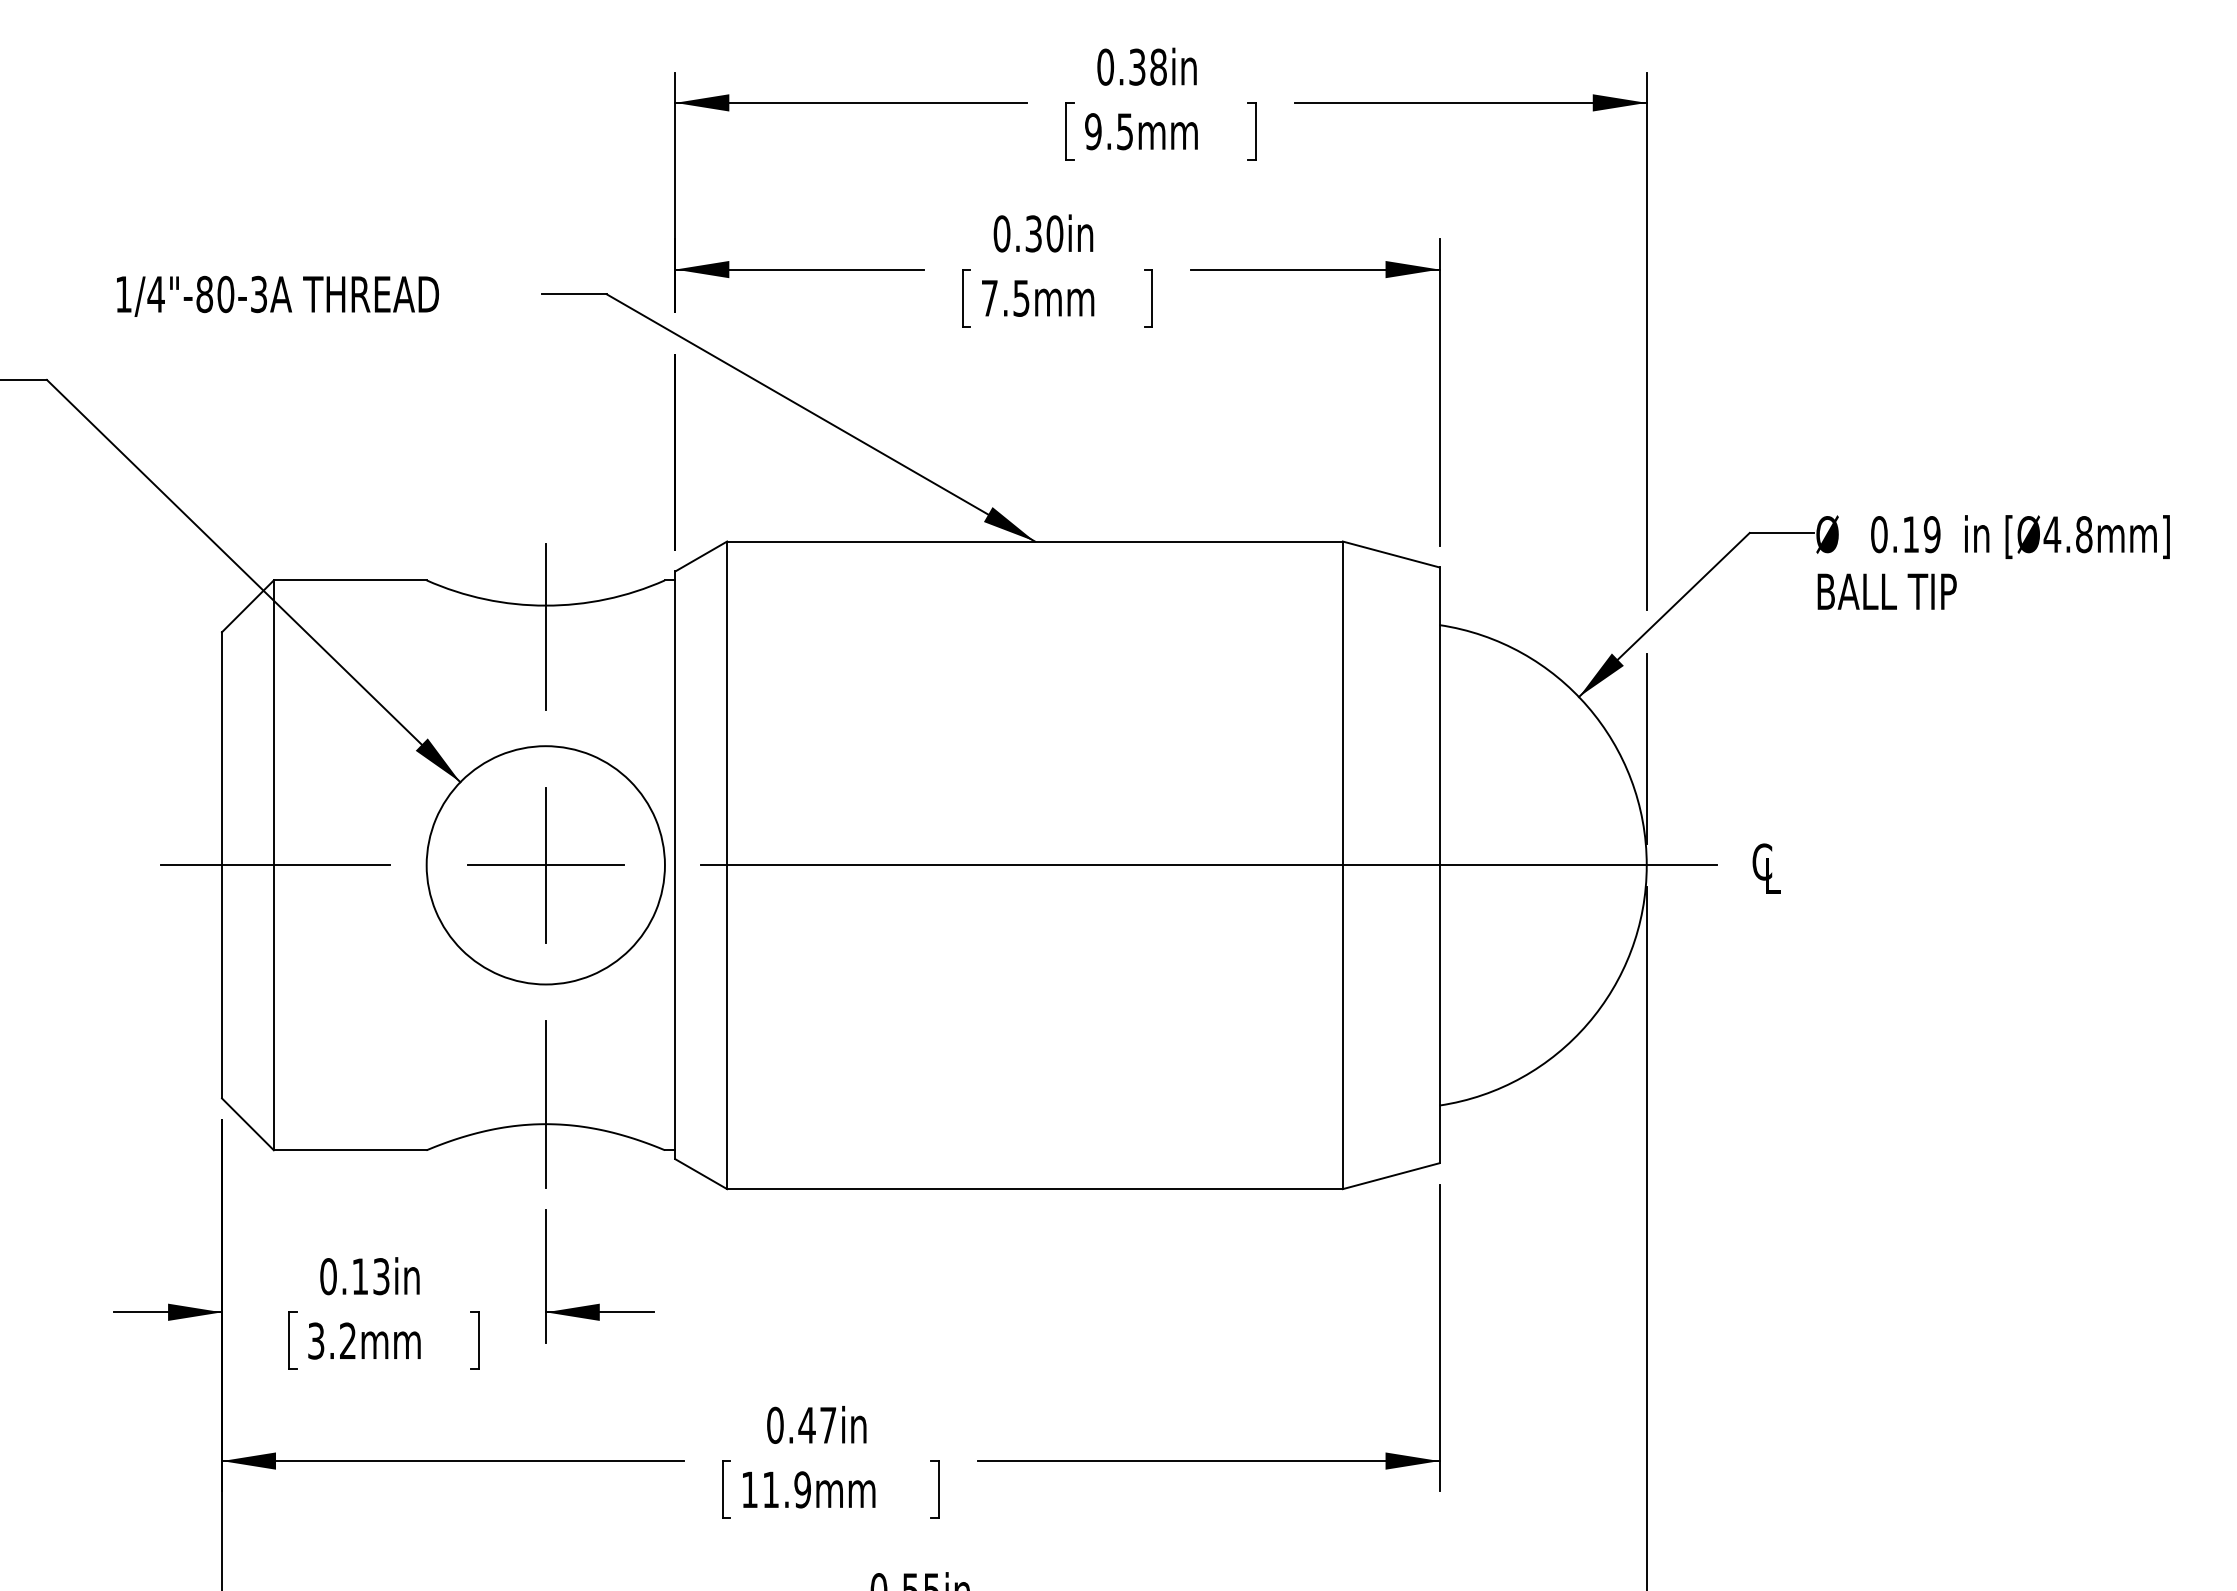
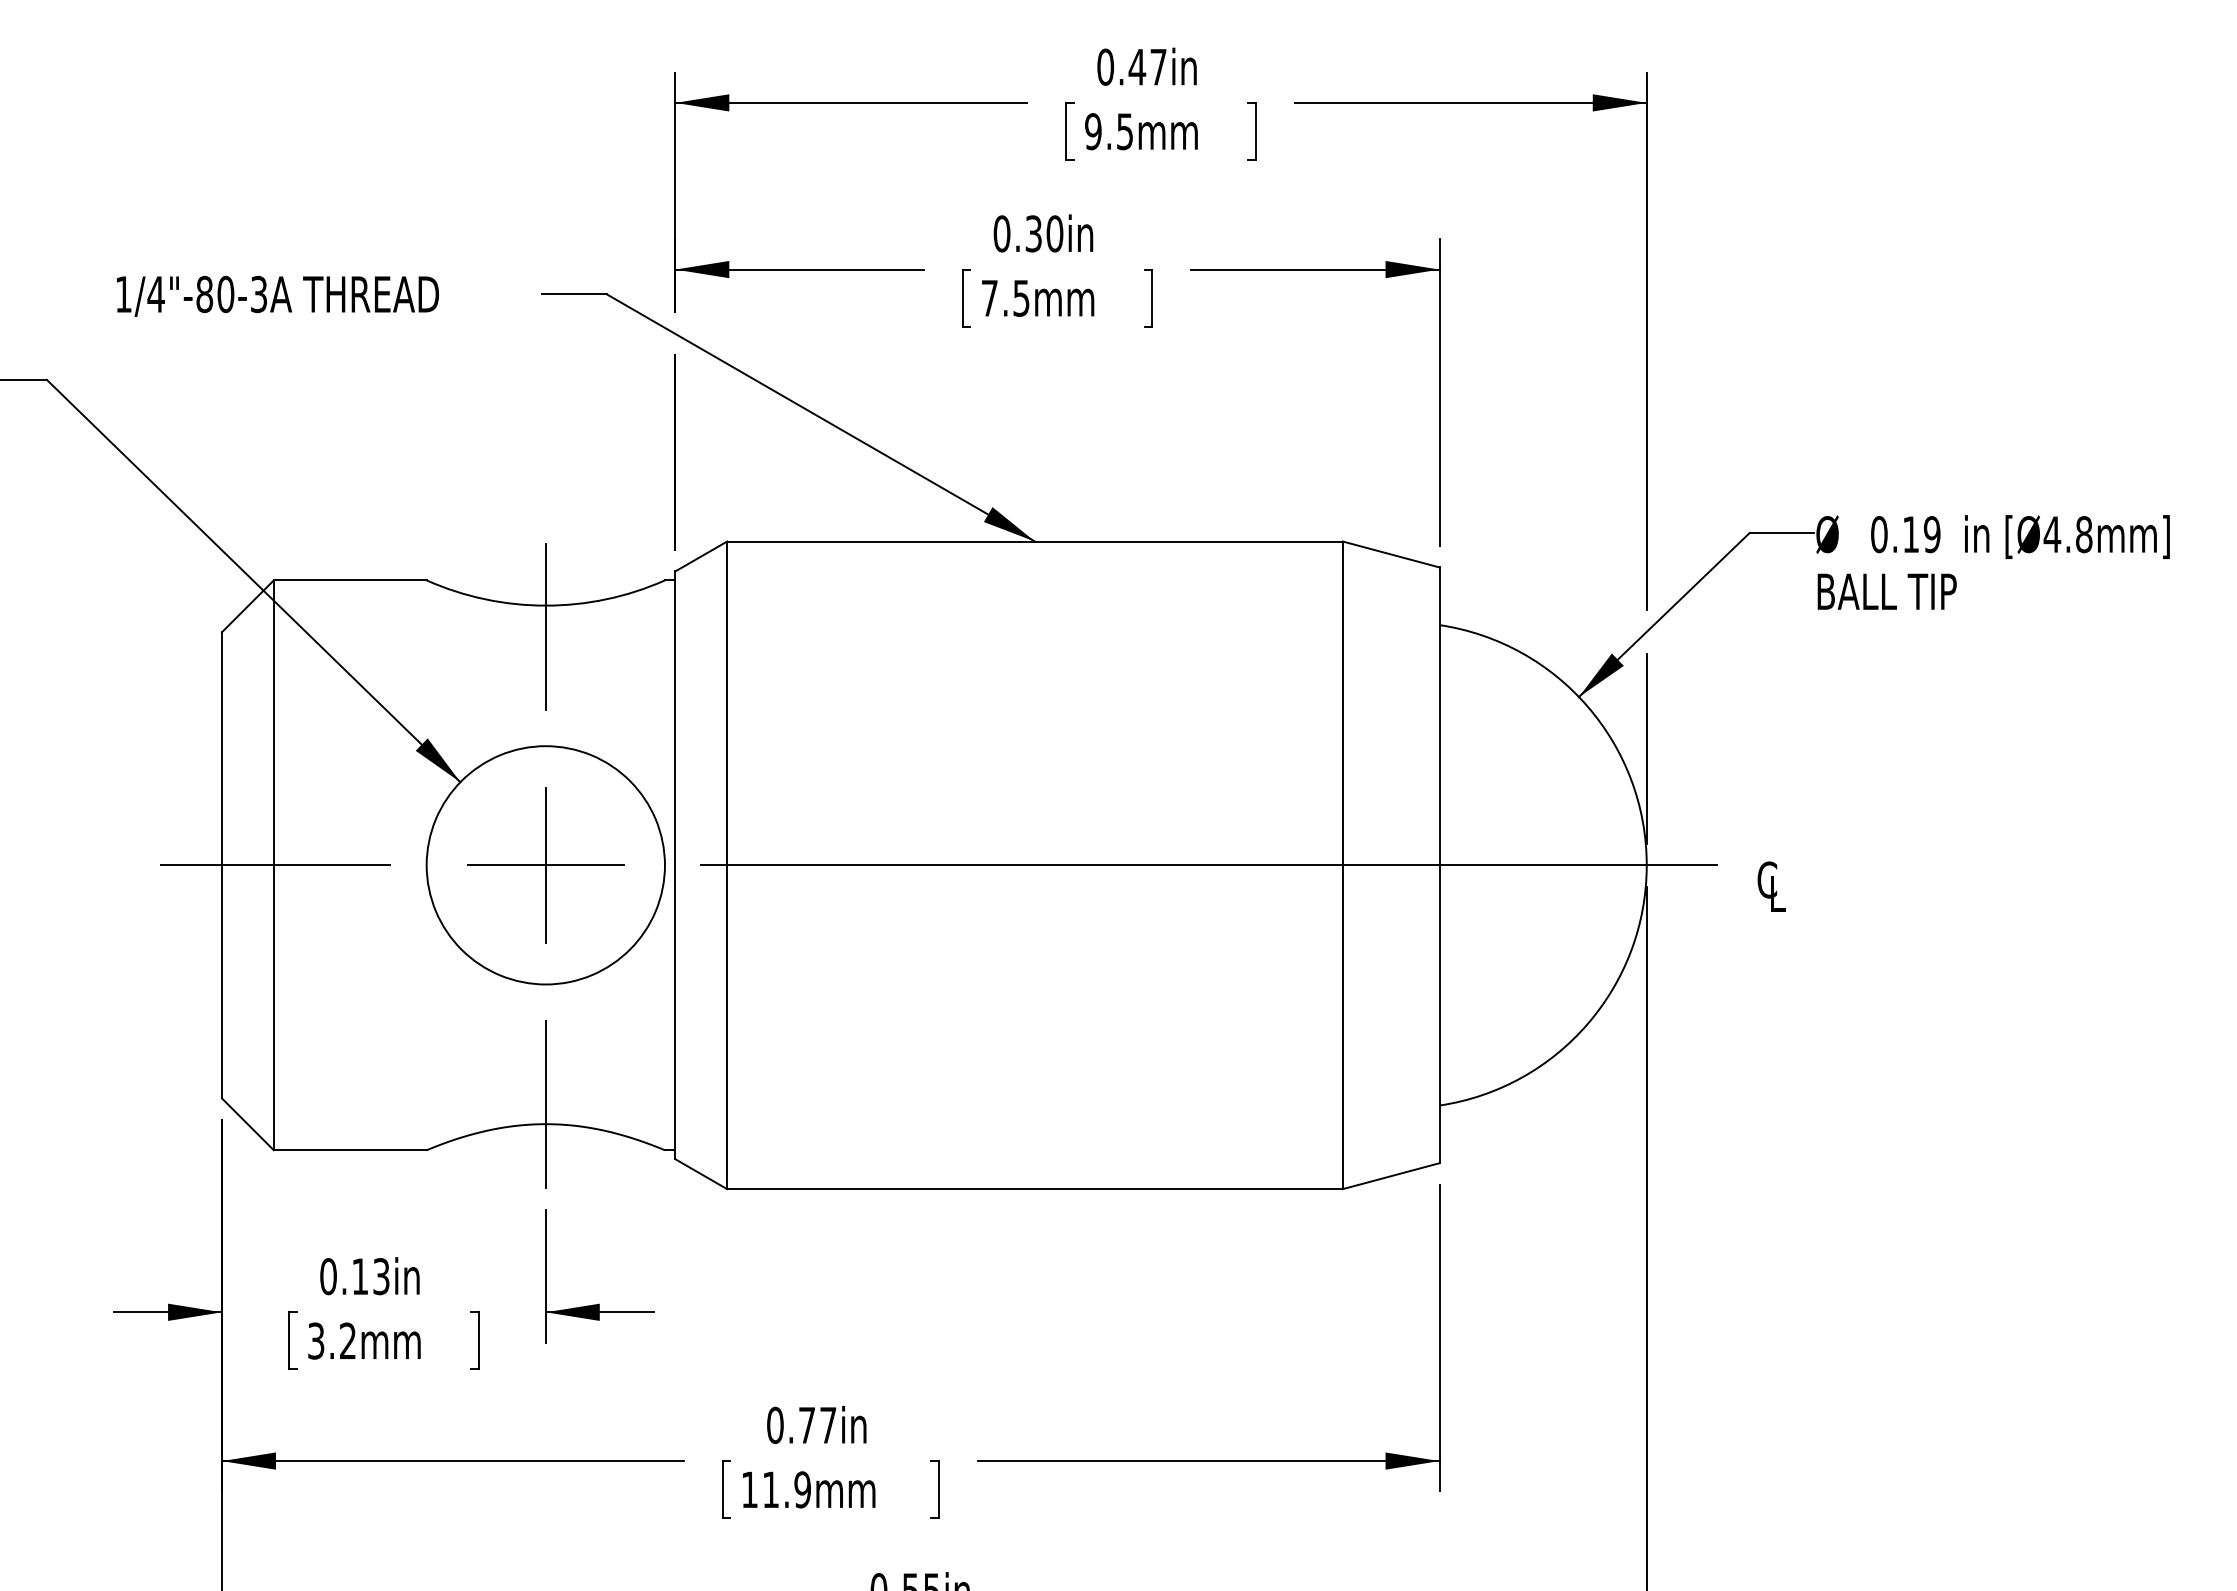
text: 0.38in -> 0.47in (1147, 66)
text position: (1766, 868) -> (1771, 886) (1771, 886)
text: 0.47in -> 0.77in (806, 1425)
